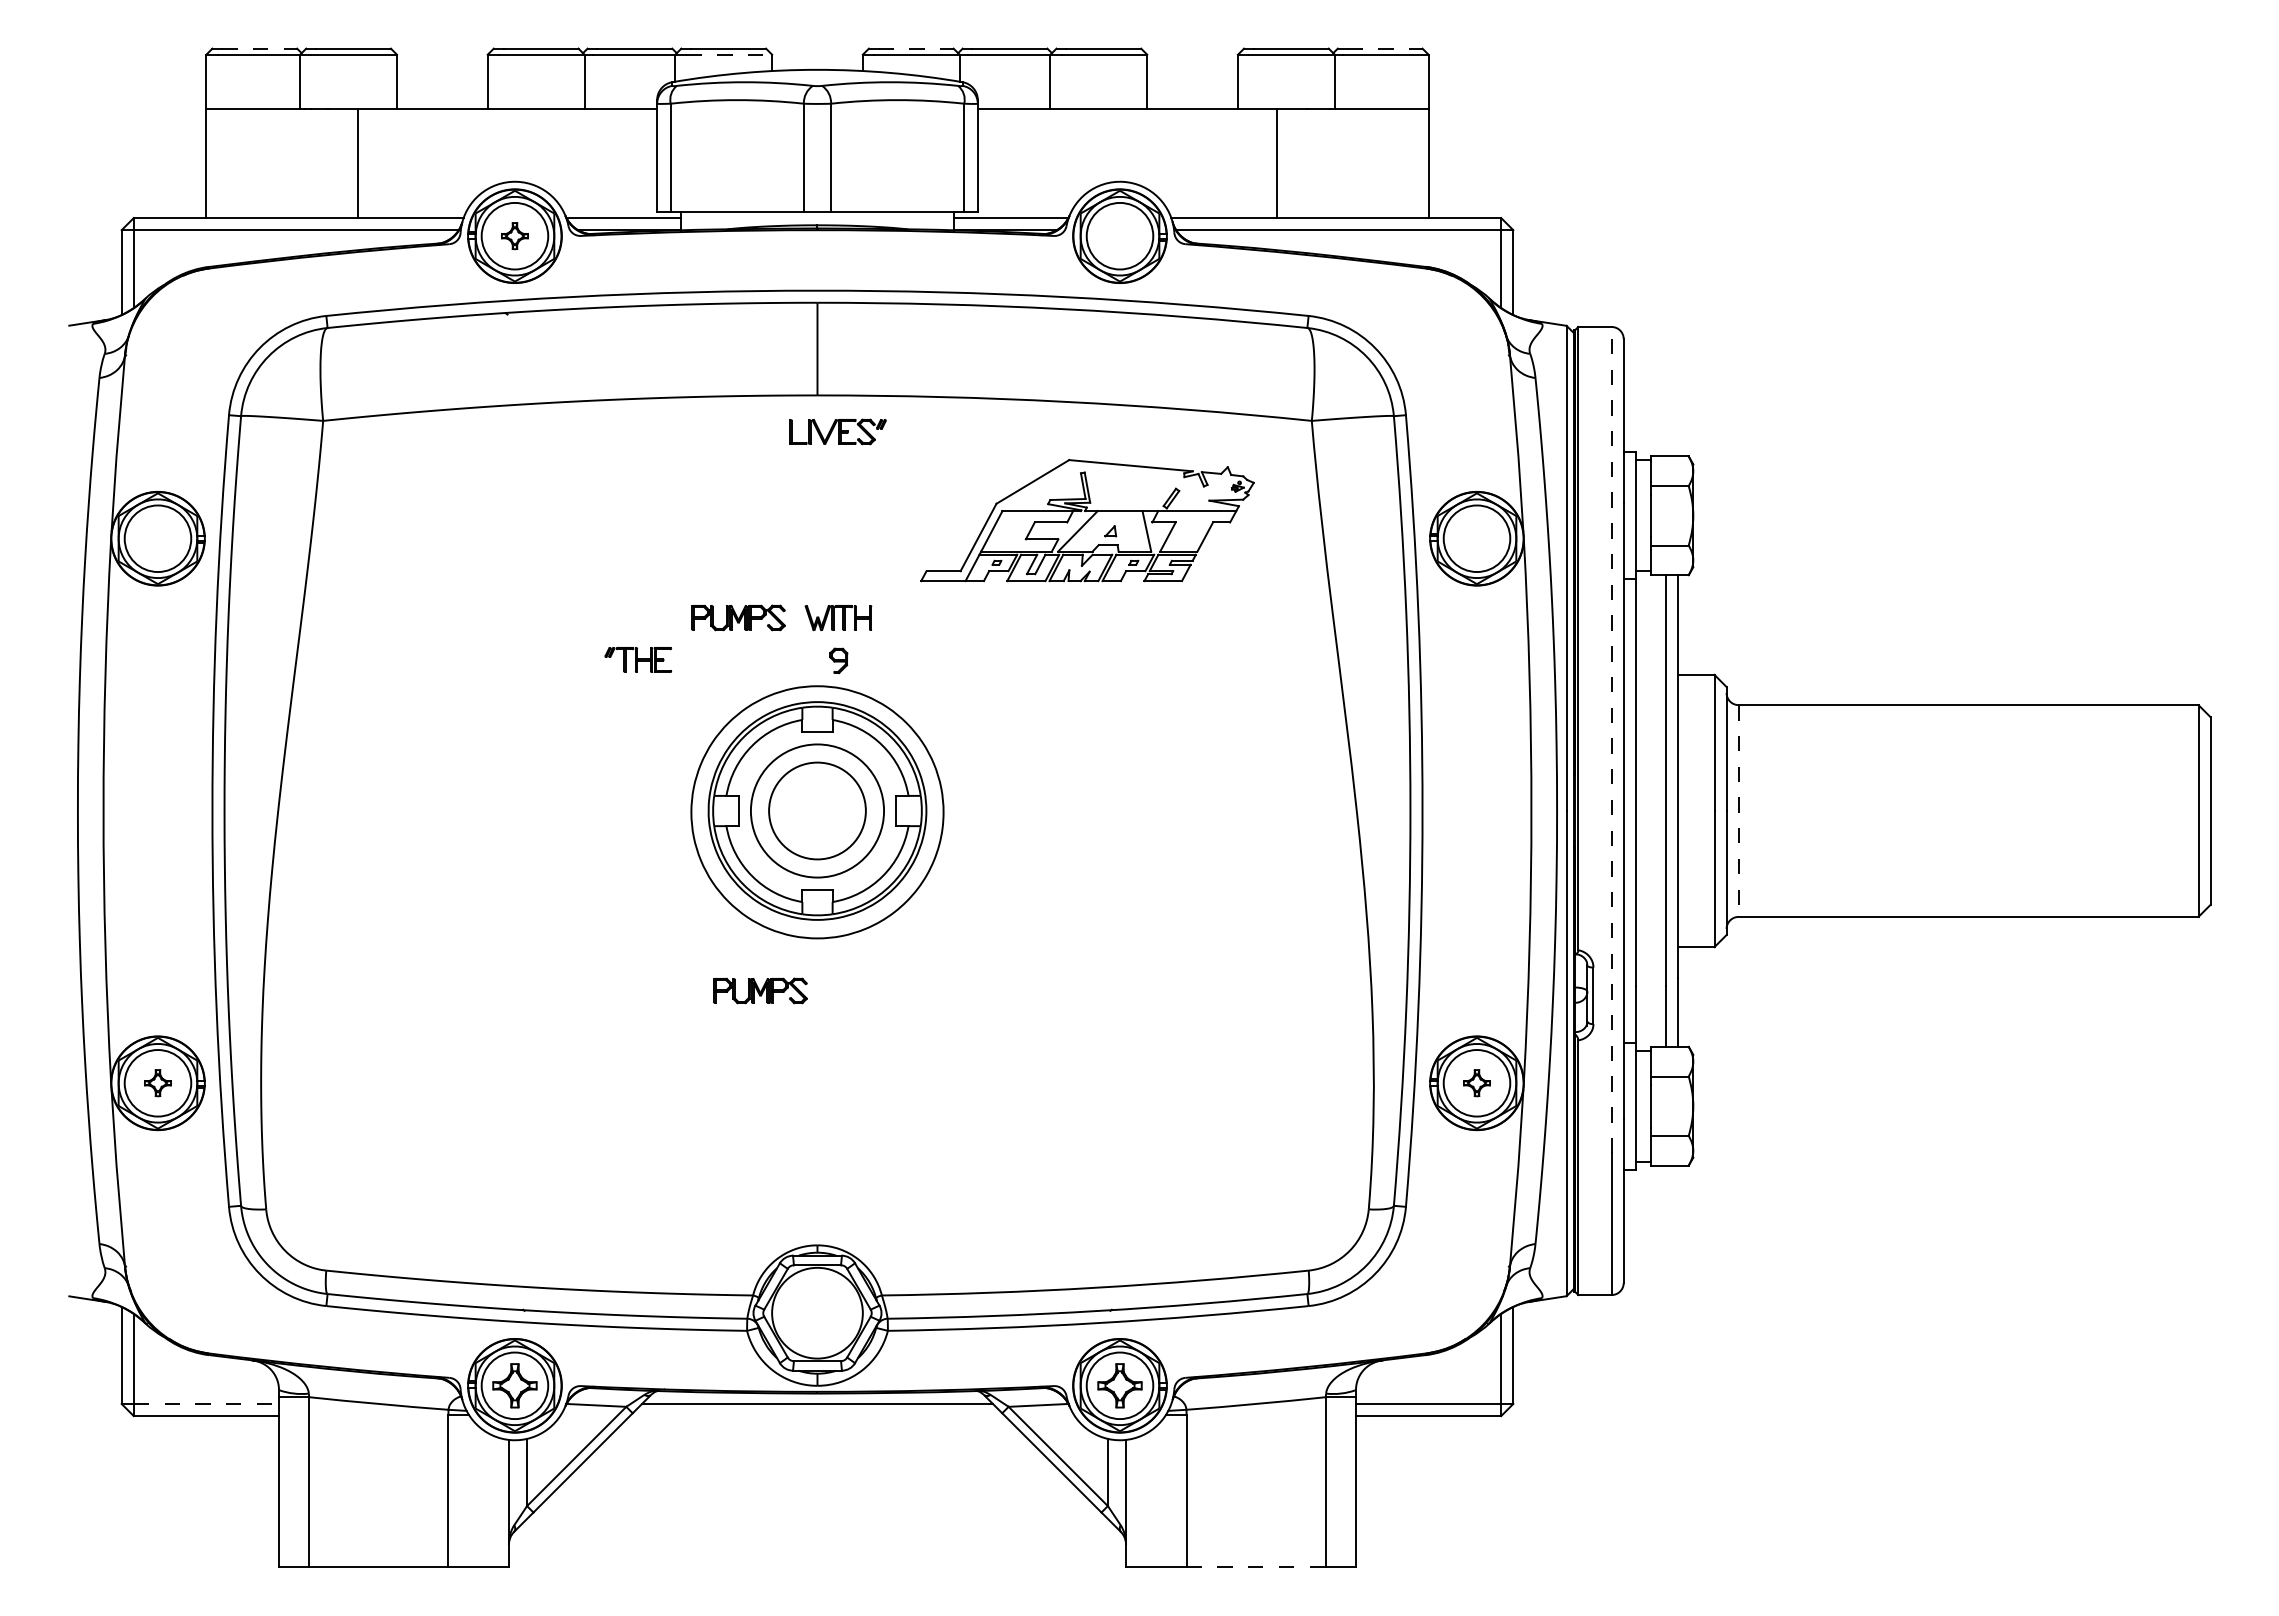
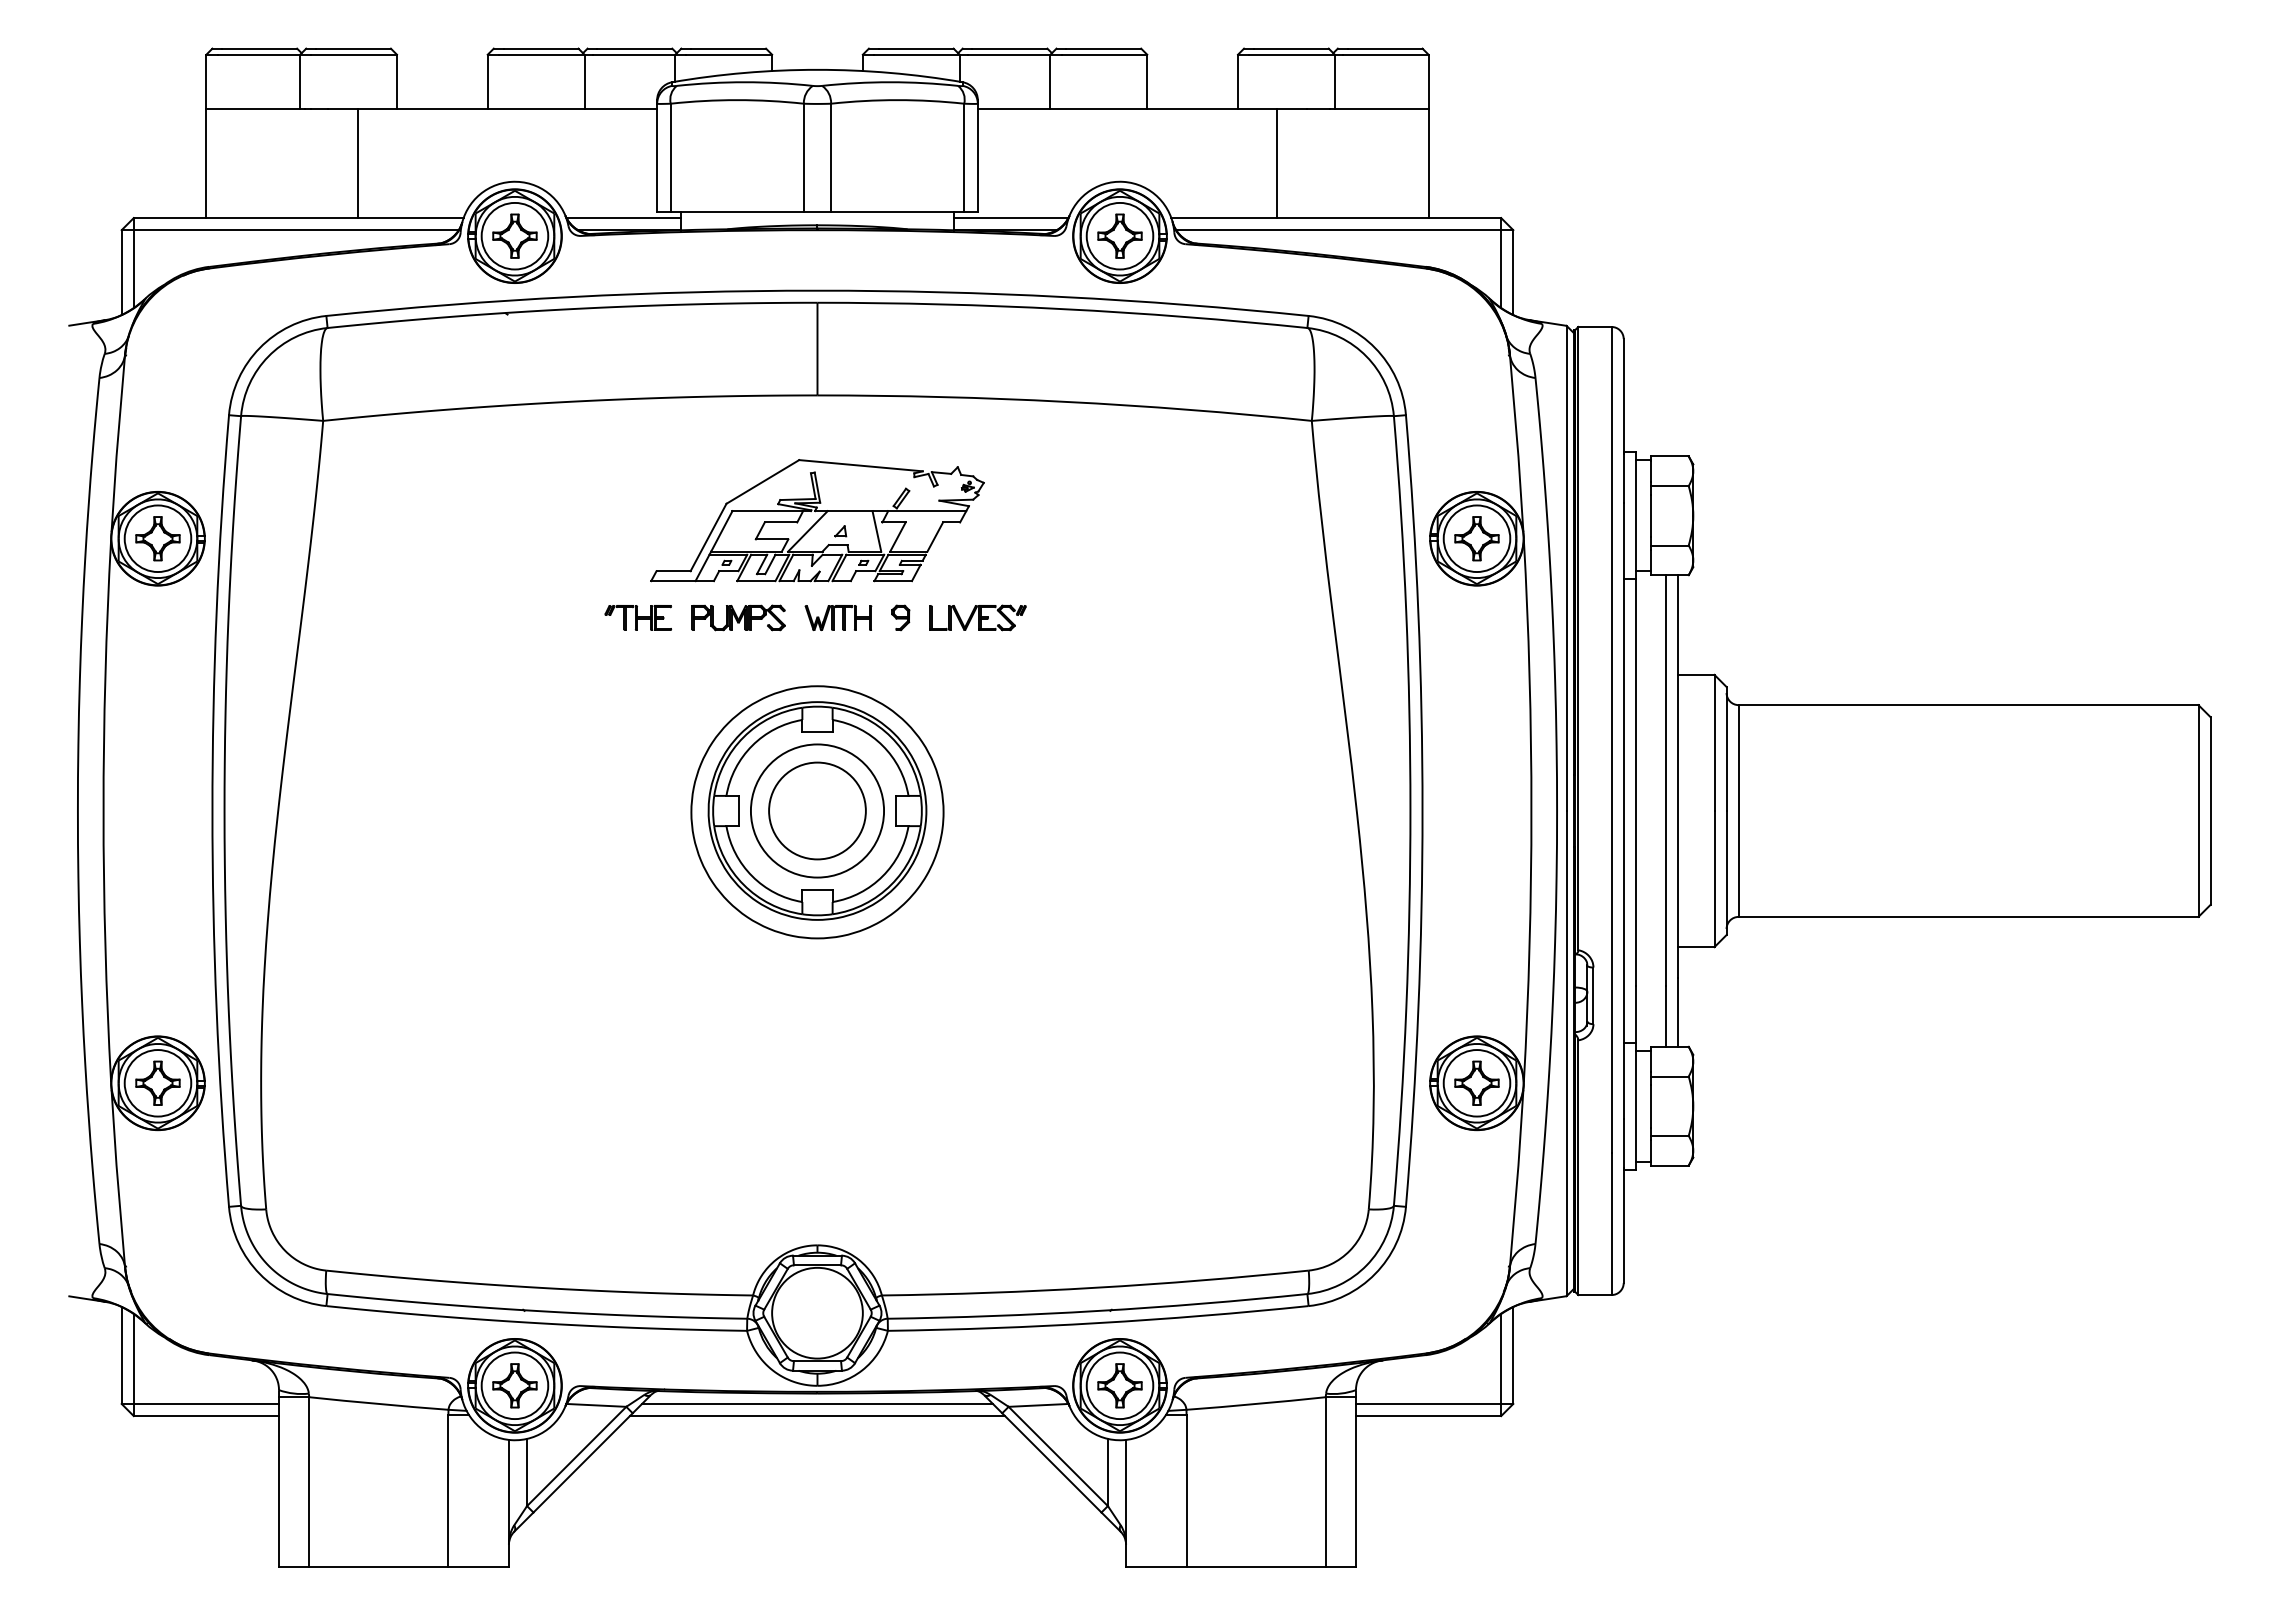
line: dashed -> solid (260, 48)
line: dashed -> solid (916, 48)
line: dashed -> solid (1385, 48)
line: dashed -> solid (729, 54)
part: none -> present (1119, 235)
part size: 28x29 px -> 46x46 px (514, 235)
part position: (837, 431) -> (977, 617) (977, 617)
part position: (1087, 520) -> (817, 520) (817, 520)
part: none -> present (157, 538)
part: none -> present (1476, 538)
part position: (638, 659) -> (638, 617) (638, 617)
part position: (838, 660) -> (900, 617) (900, 617)
line: dashed -> solid (1611, 739)
line: dashed -> solid (1738, 811)
part: present -> none (760, 990)
part size: 28x29 px -> 46x46 px (157, 1082)
part size: 28x29 px -> 46x46 px (1476, 1082)
line: dashed -> solid (206, 1403)
line: none -> present (817, 1416)
line: dashed -> solid (1256, 1567)
